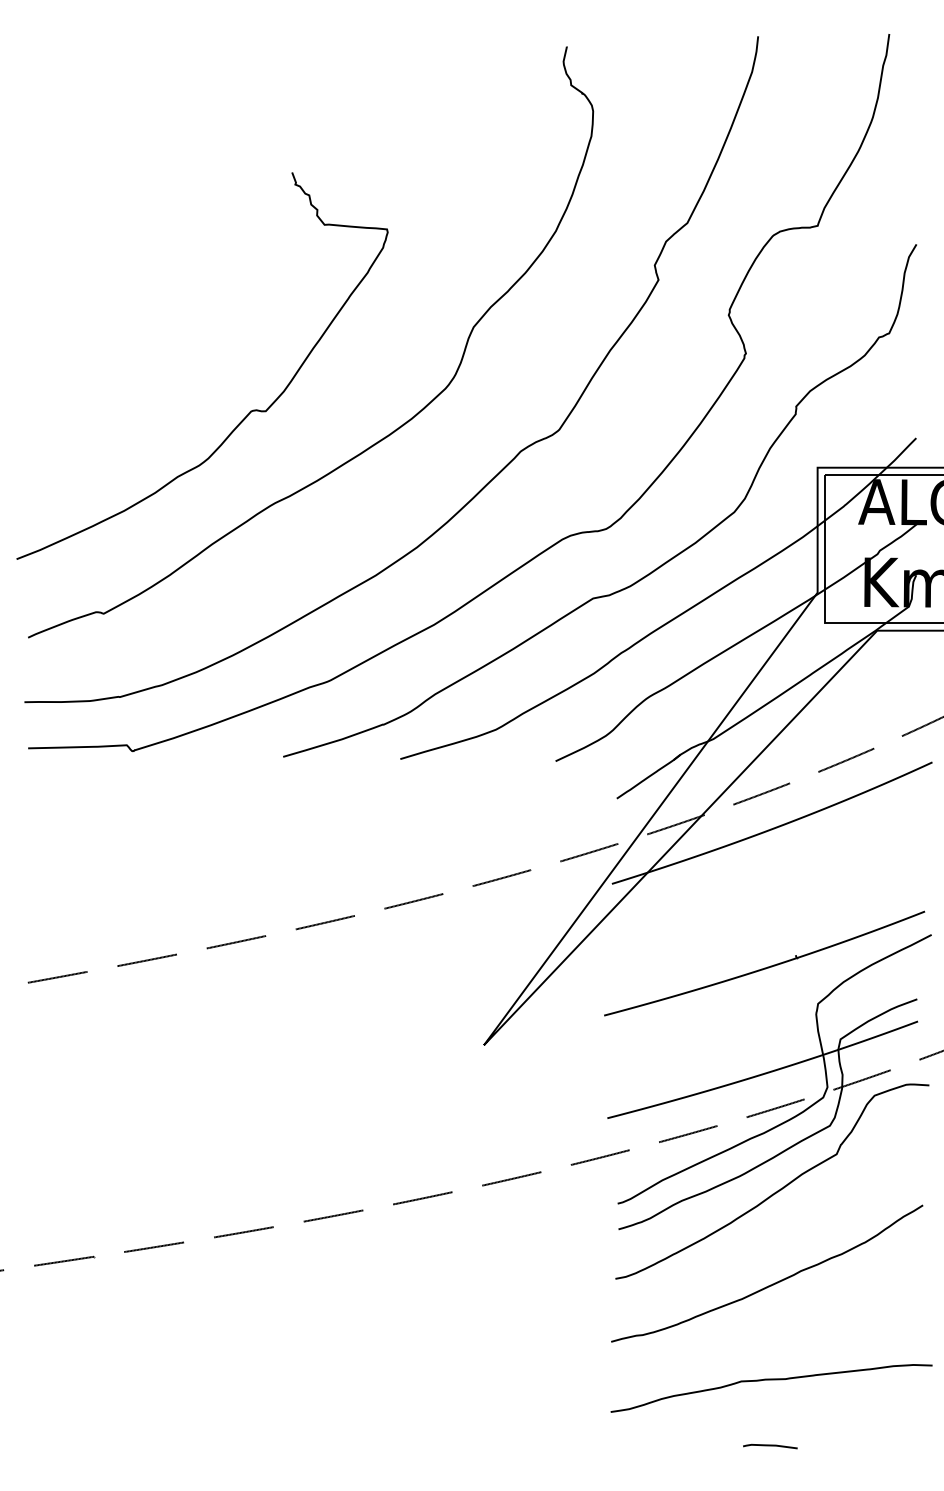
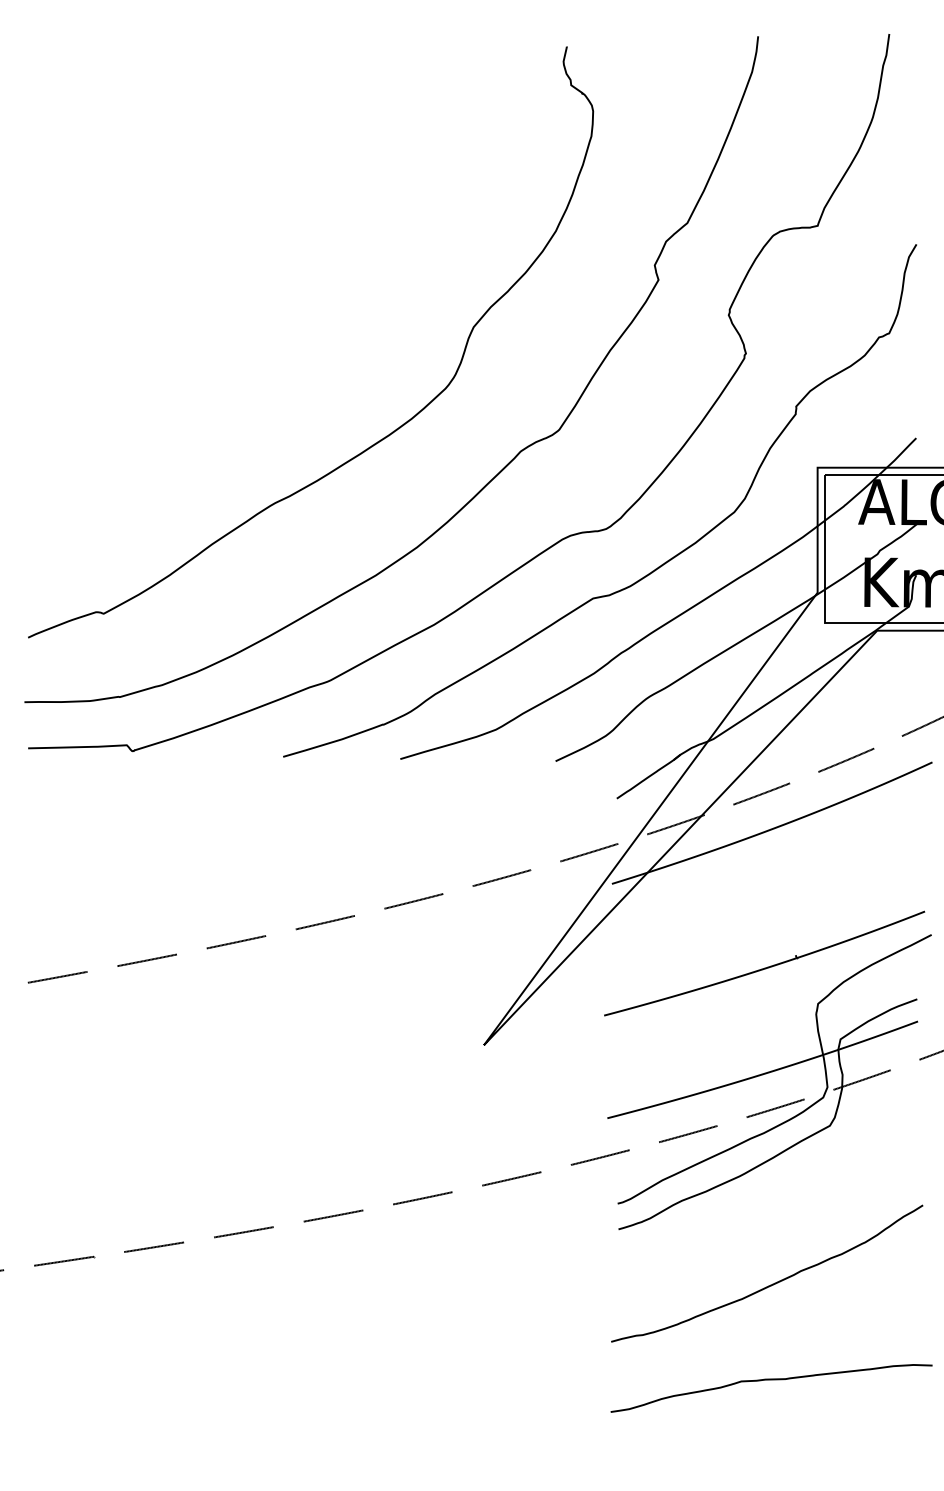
curve: present -> none (249, 411)
curve: present -> none (777, 1190)
curve: present -> none (770, 1446)
